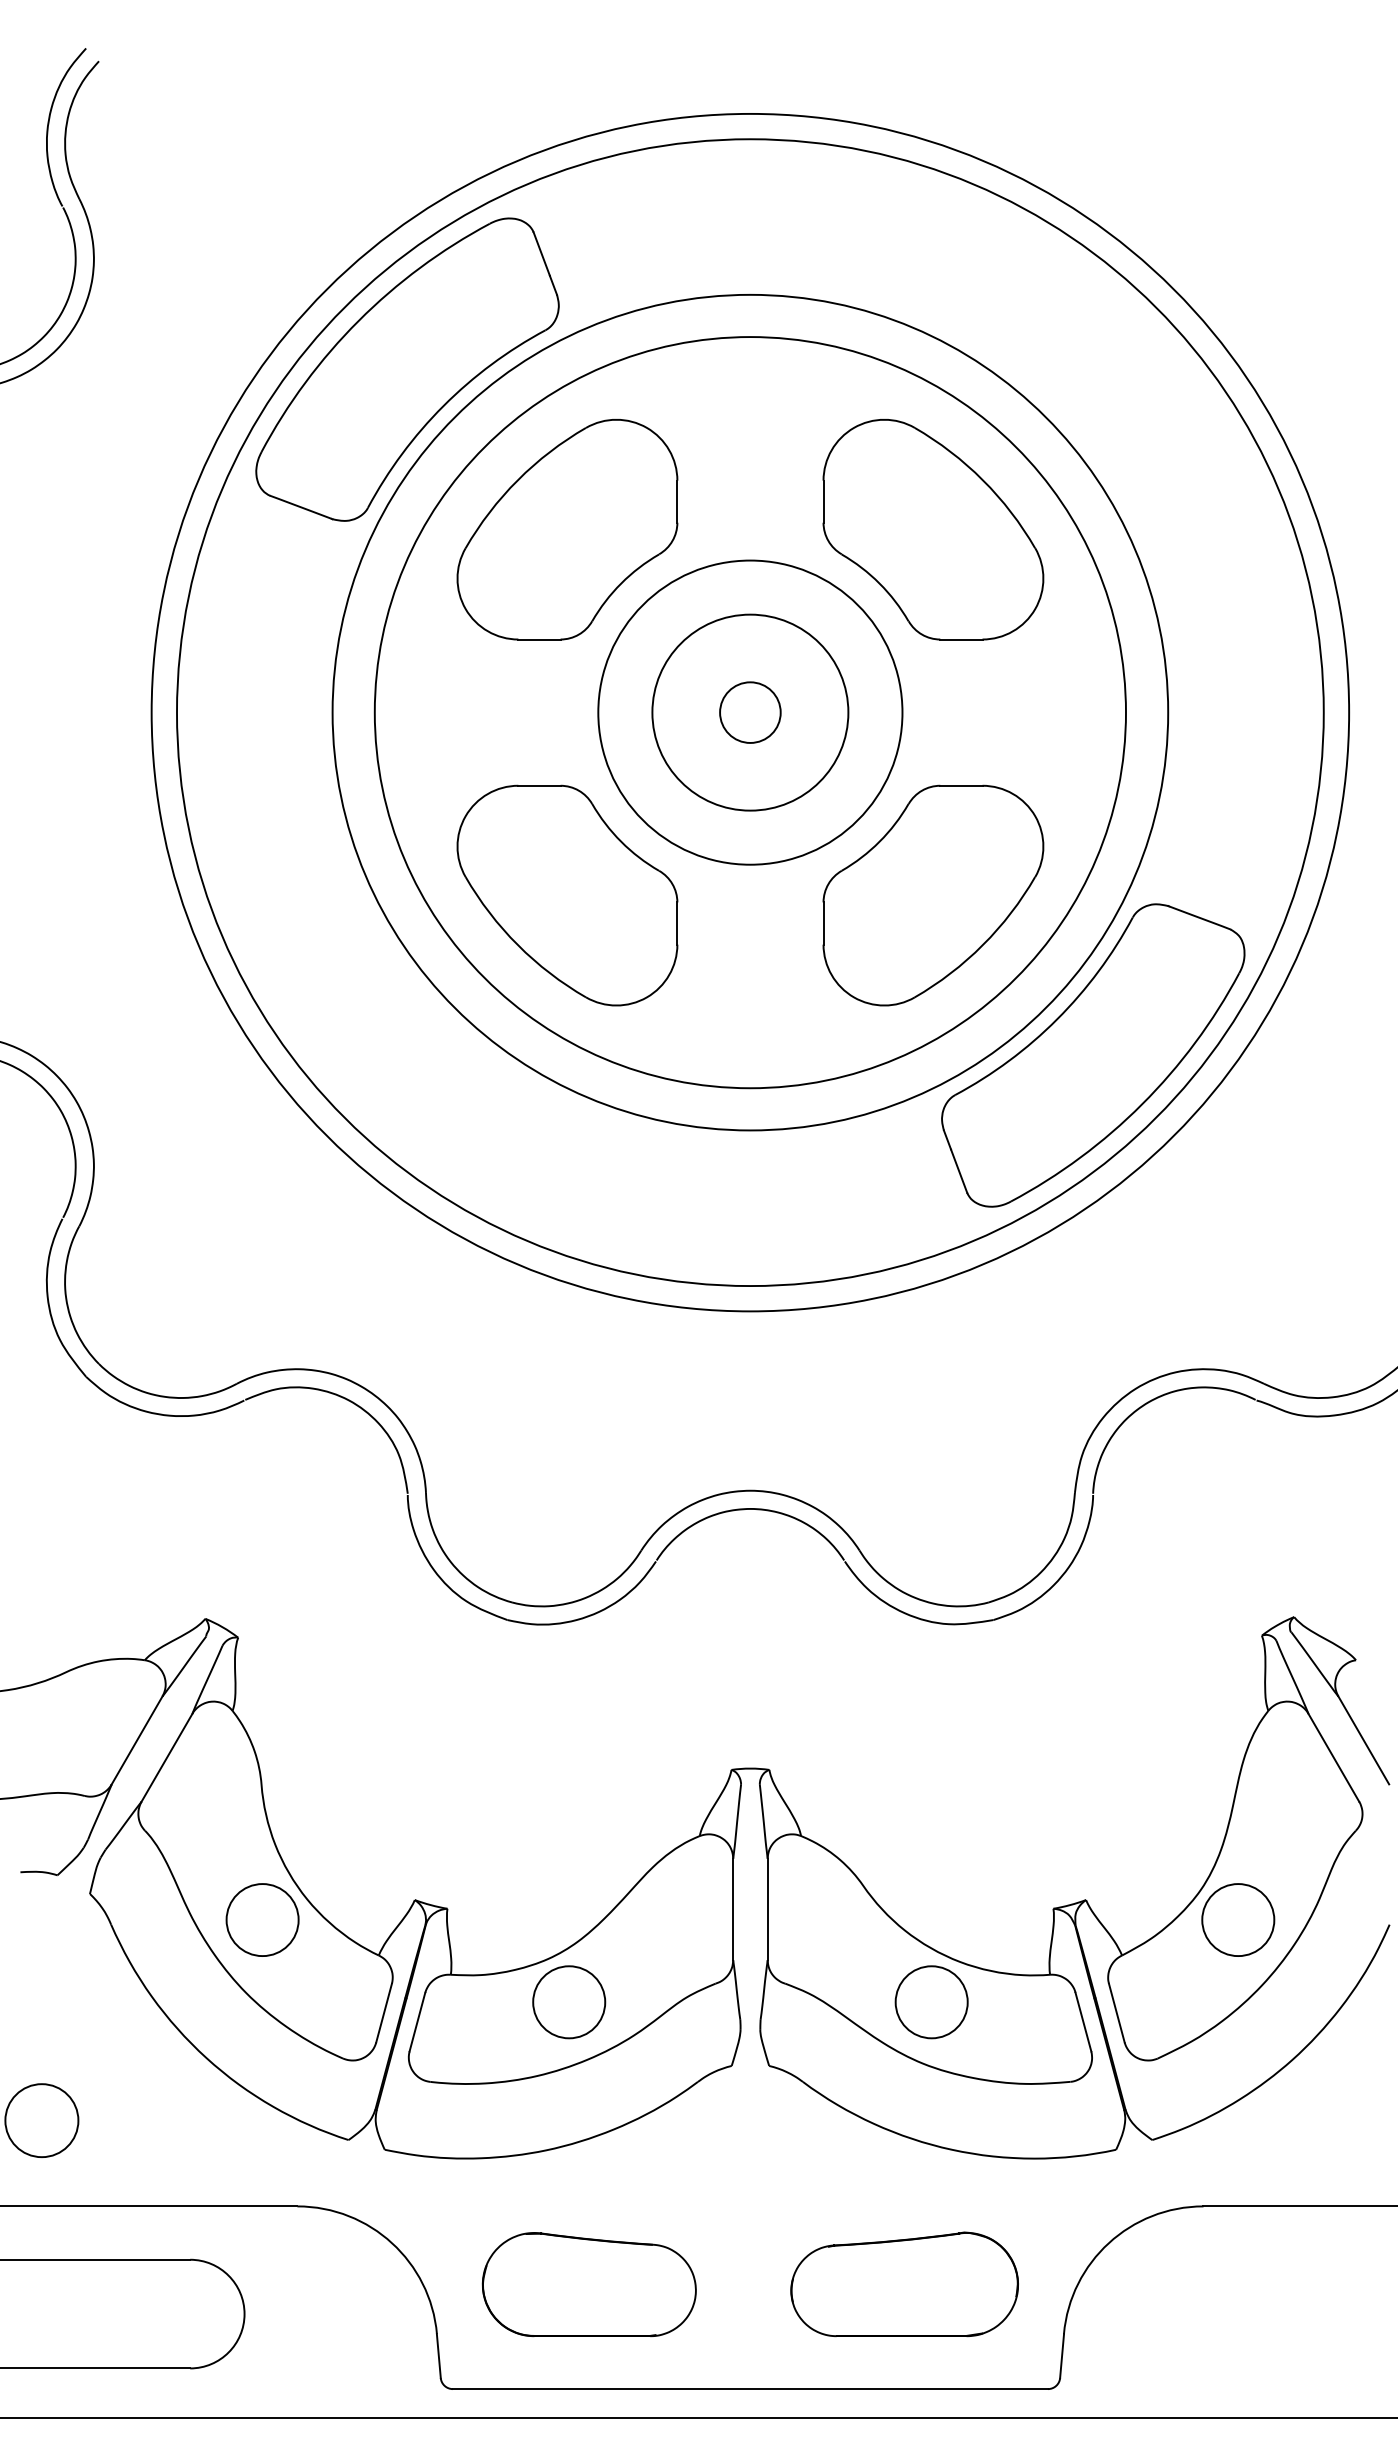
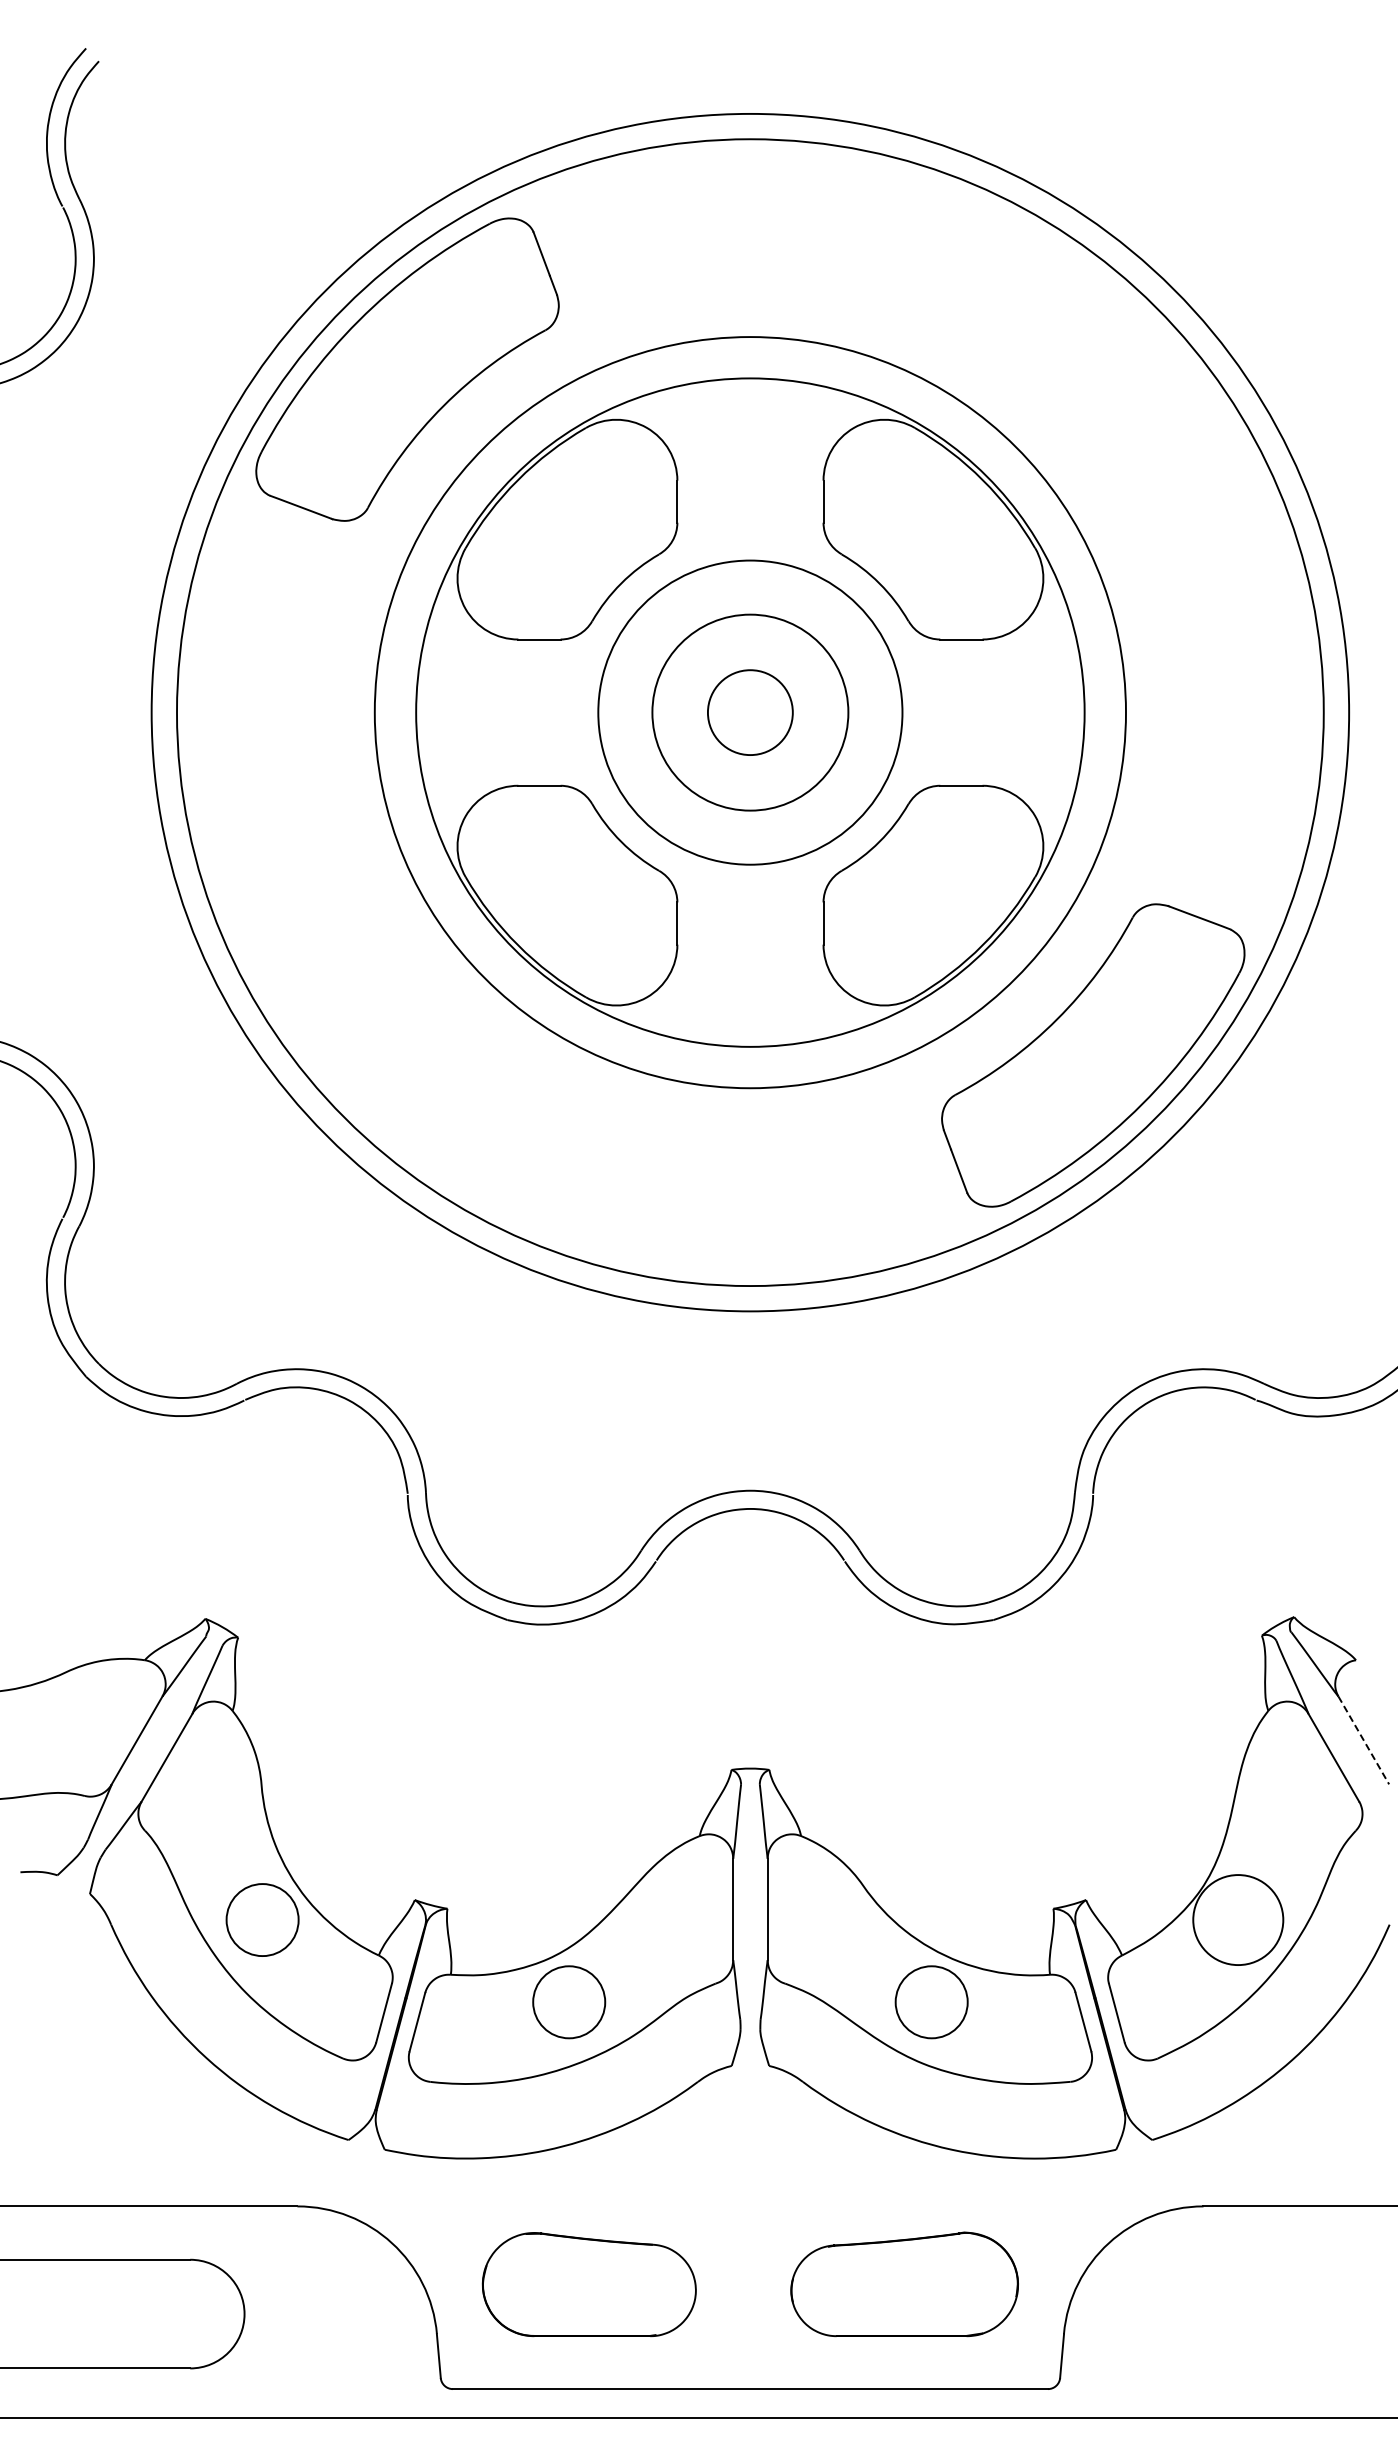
circle diameter: 61 px -> 85 px (749, 712)
circle diameter: 836 px -> 668 px (750, 712)
line: solid -> dashed (1363, 1740)
circle diameter: 72 px -> 90 px (1238, 1920)
circle: present -> none (41, 2120)
